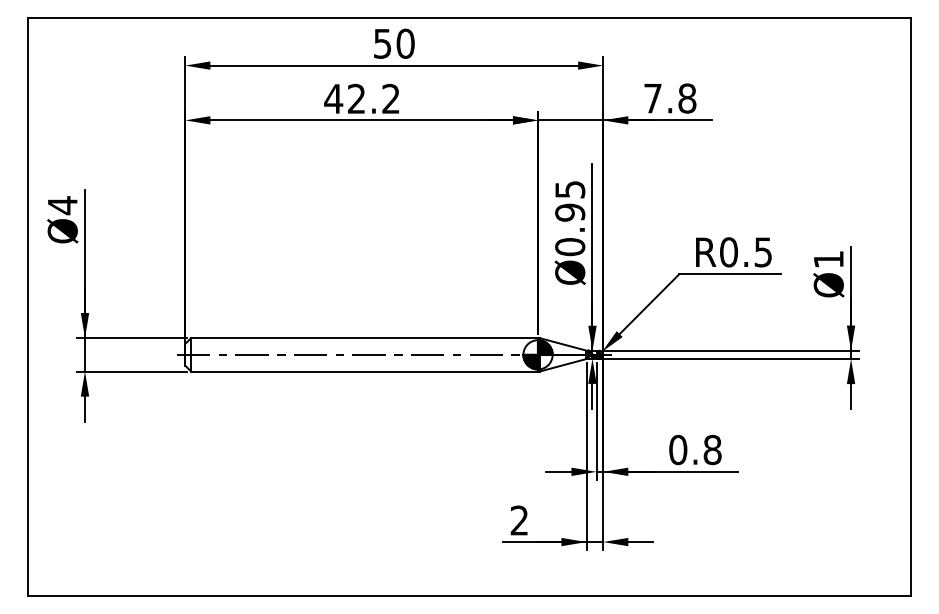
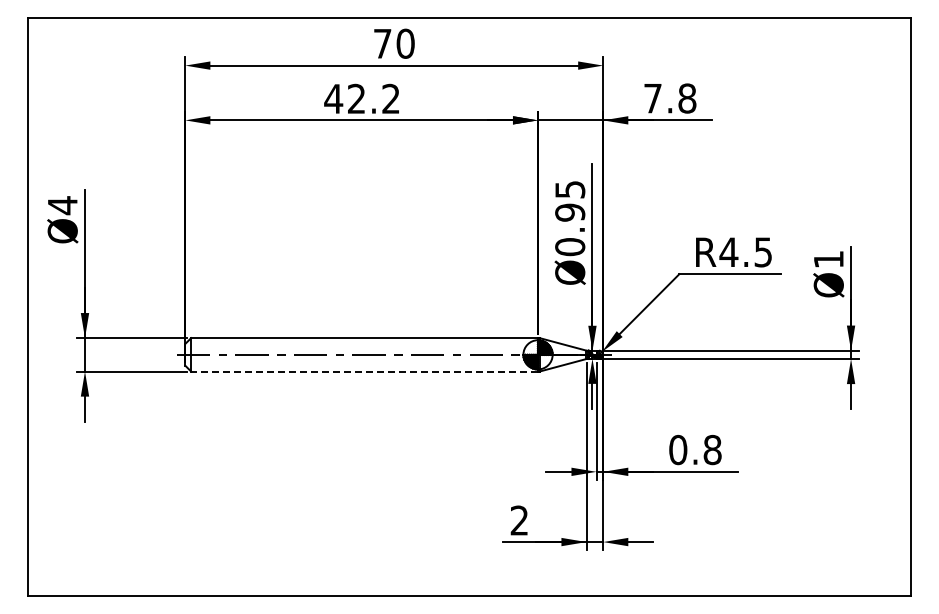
text: 50 -> 70 (382, 43)
text: R0.5 -> R4.5 (728, 252)
line: solid -> dashed (364, 371)
